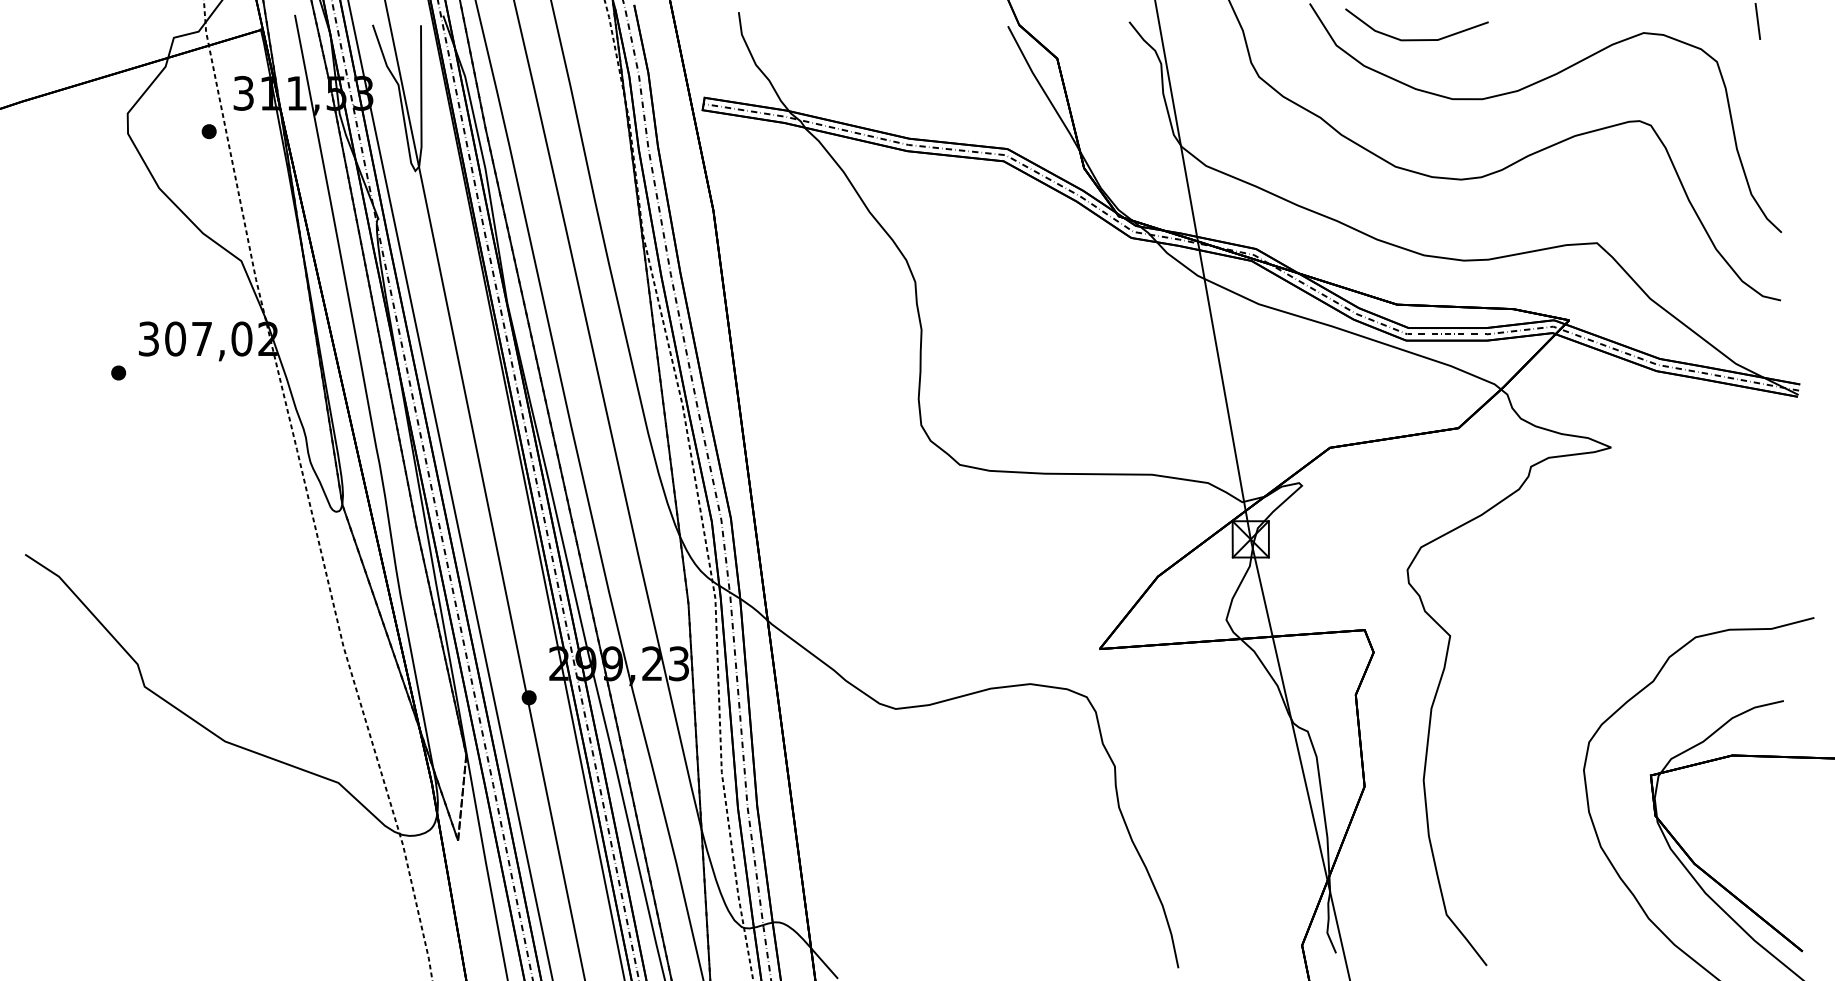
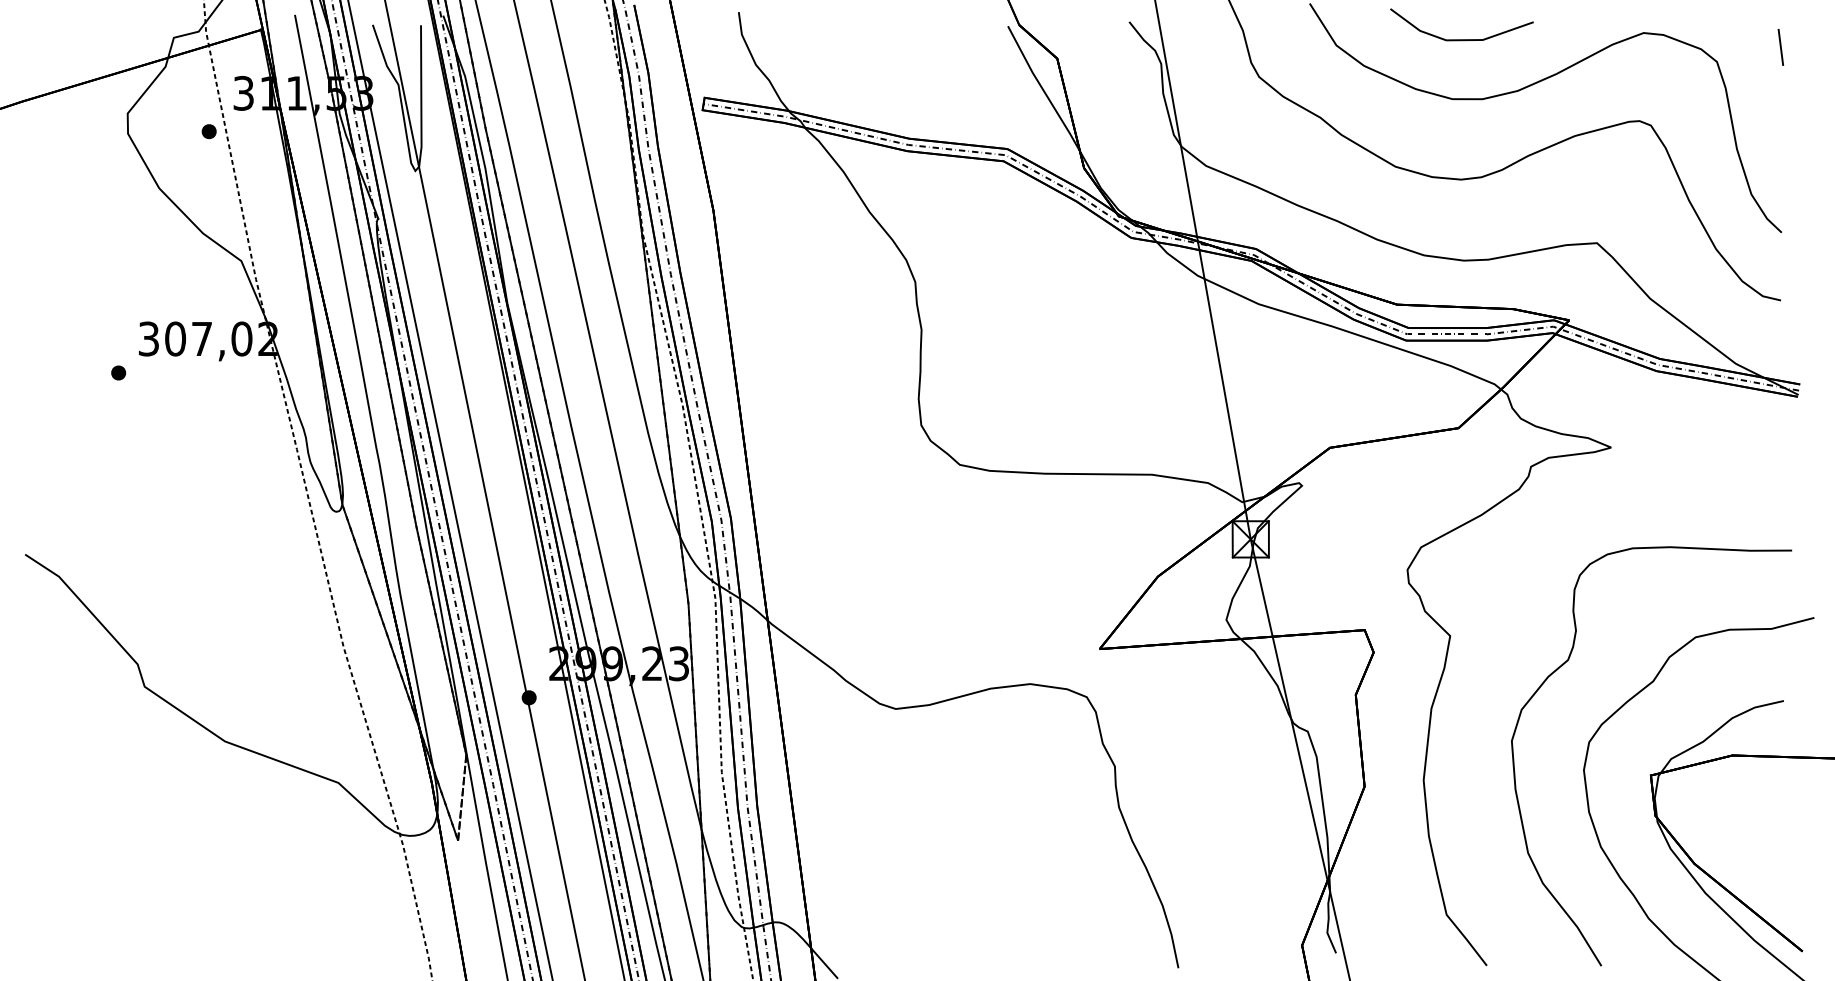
line position: (1757, 21) -> (1780, 47) (1780, 47)
line position: (1416, 39) -> (1461, 39) (1461, 39)
curve: none -> present (1562, 666)
